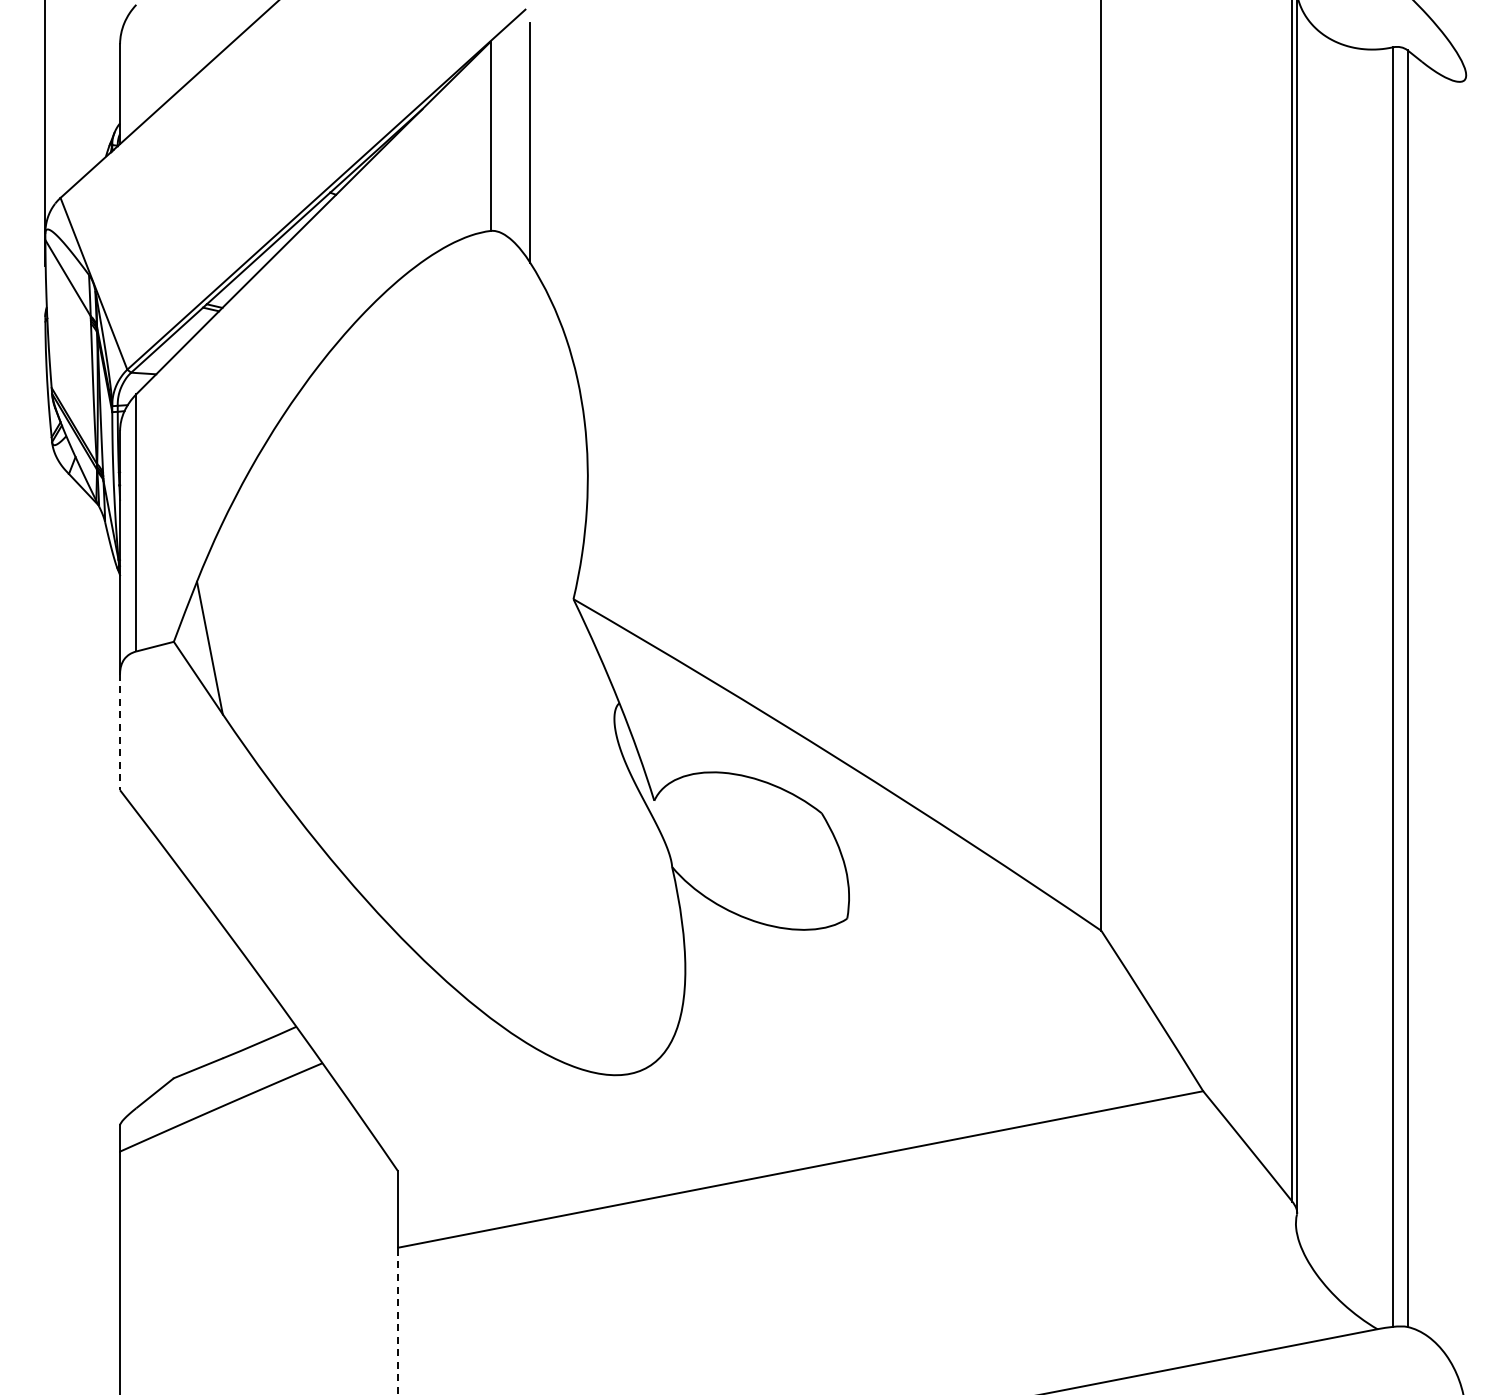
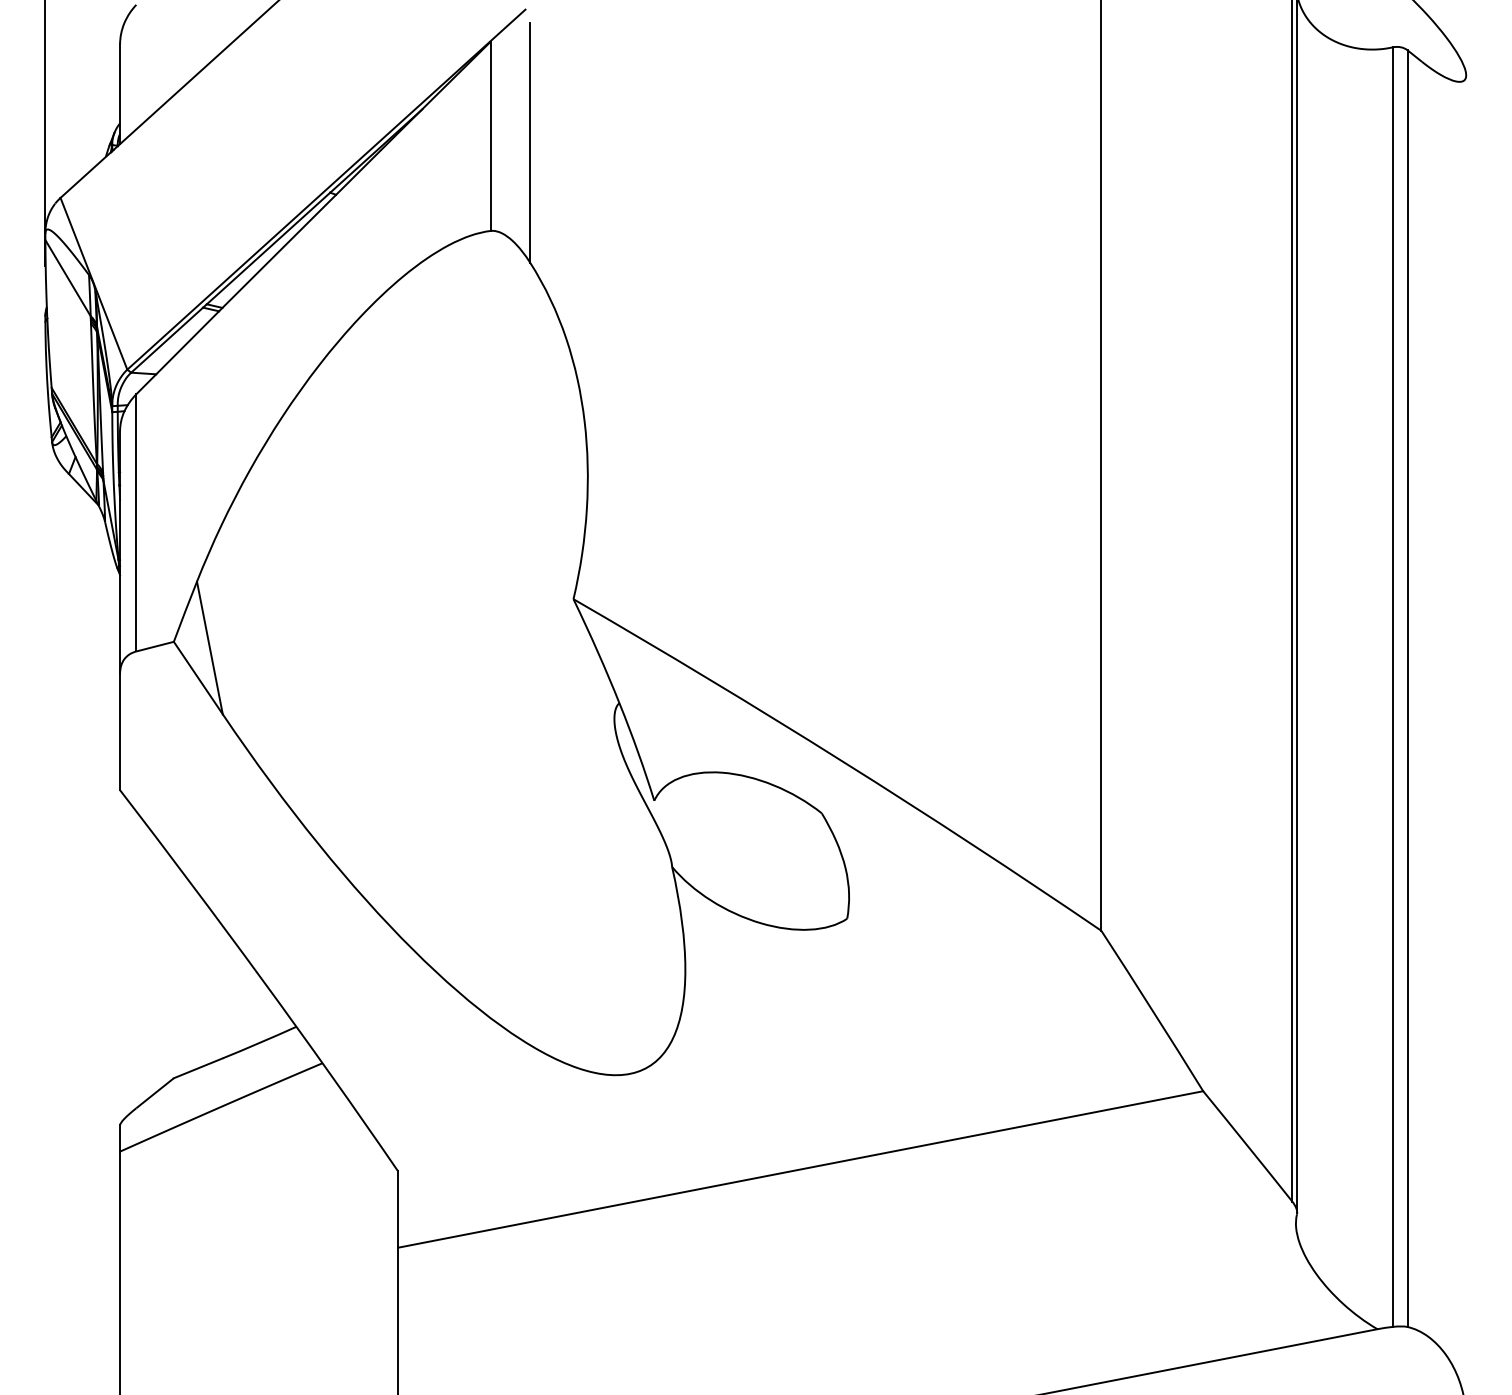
line: dashed -> solid (120, 732)
line: dashed -> solid (398, 1320)
